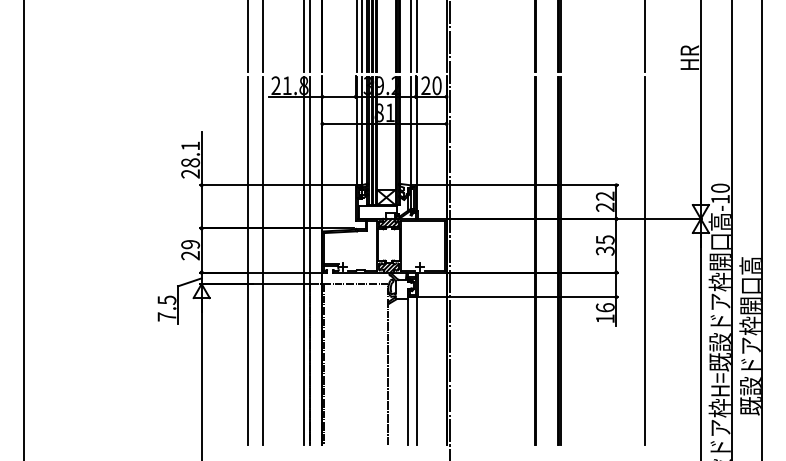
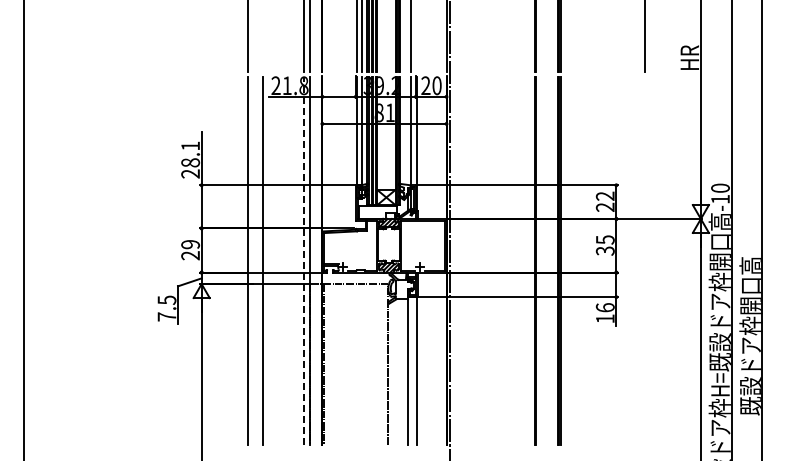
line: present -> none (263, 37)
line: present -> none (417, 37)
line: solid -> dashed (303, 260)
line: present -> none (644, 260)
